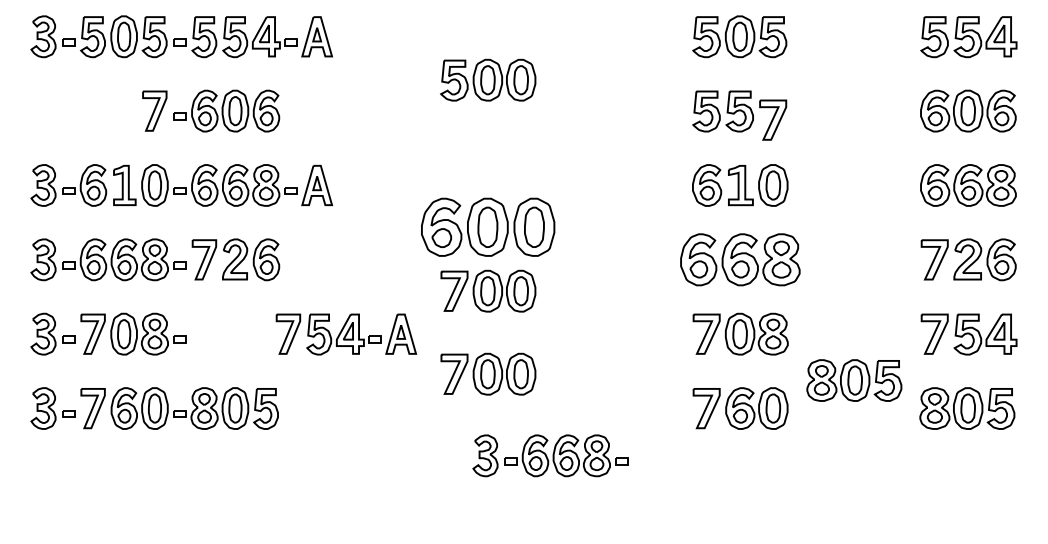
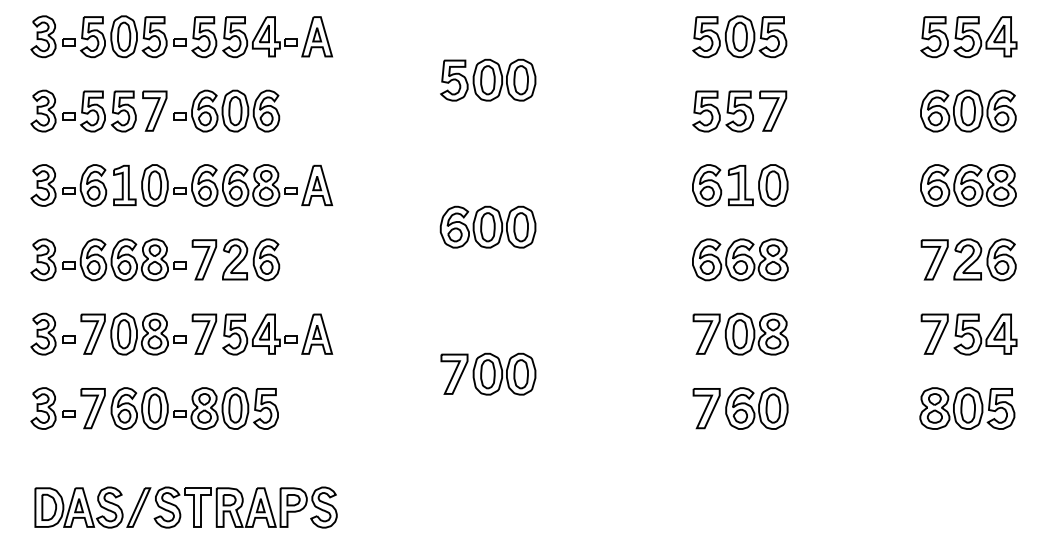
part: none -> present (83, 110)
part position: (773, 119) -> (773, 110) (773, 110)
part size: 135x60 px -> 98x44 px (487, 226)
part size: 121x54 px -> 97x44 px (740, 259)
part: present -> none (488, 290)
part position: (346, 334) -> (262, 334) (262, 334)
part: present -> none (854, 380)
part: present -> none (550, 455)
part: none -> present (185, 507)
